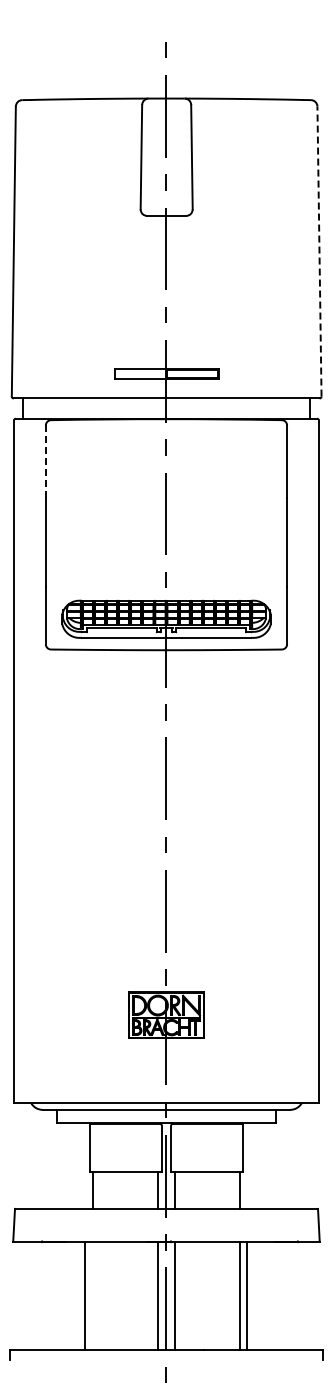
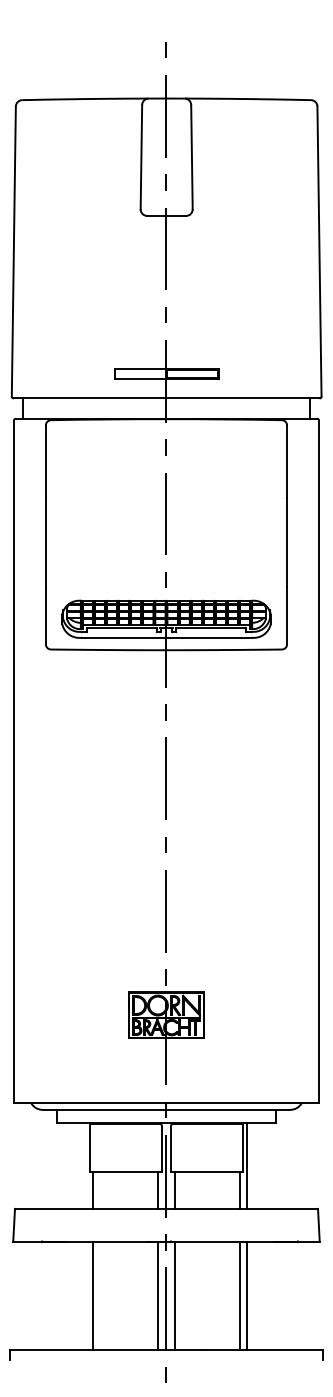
line: dashed -> solid (319, 251)
line: dashed -> solid (45, 461)
line: none -> present (247, 1165)
line position: (85, 1295) -> (93, 1295) (93, 1295)
